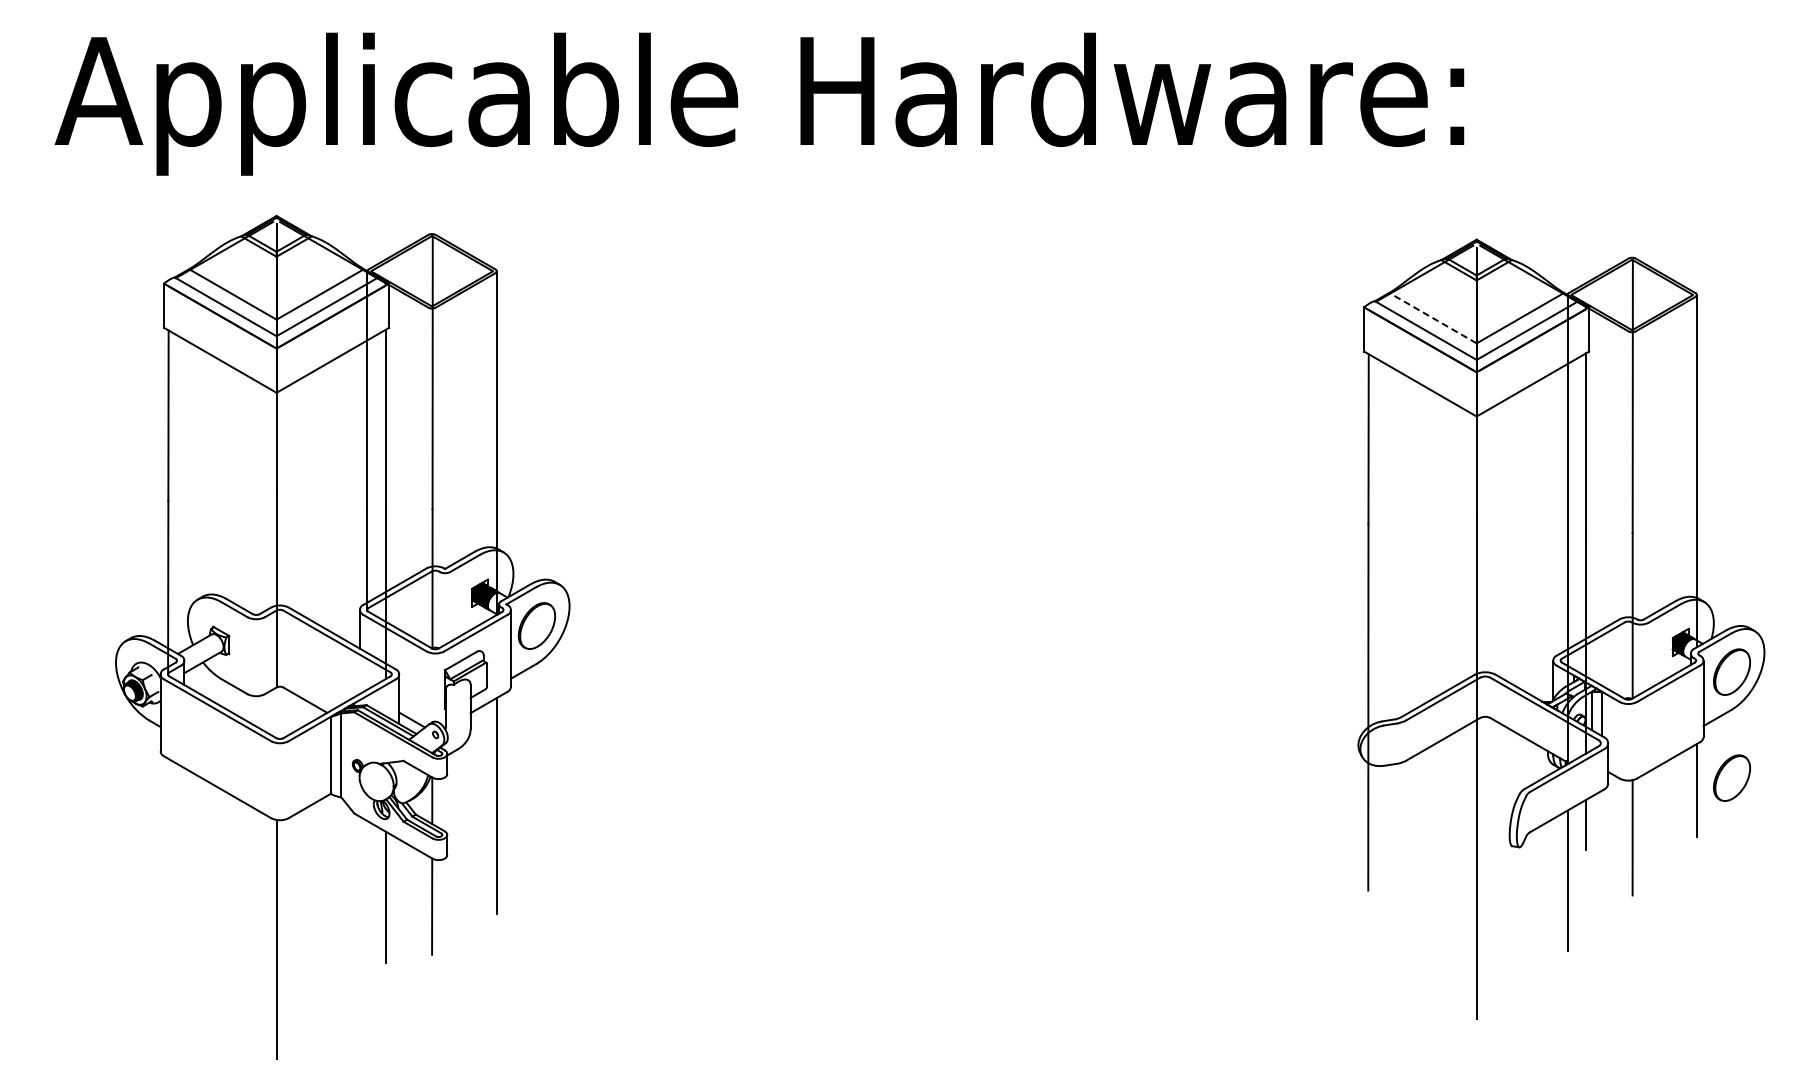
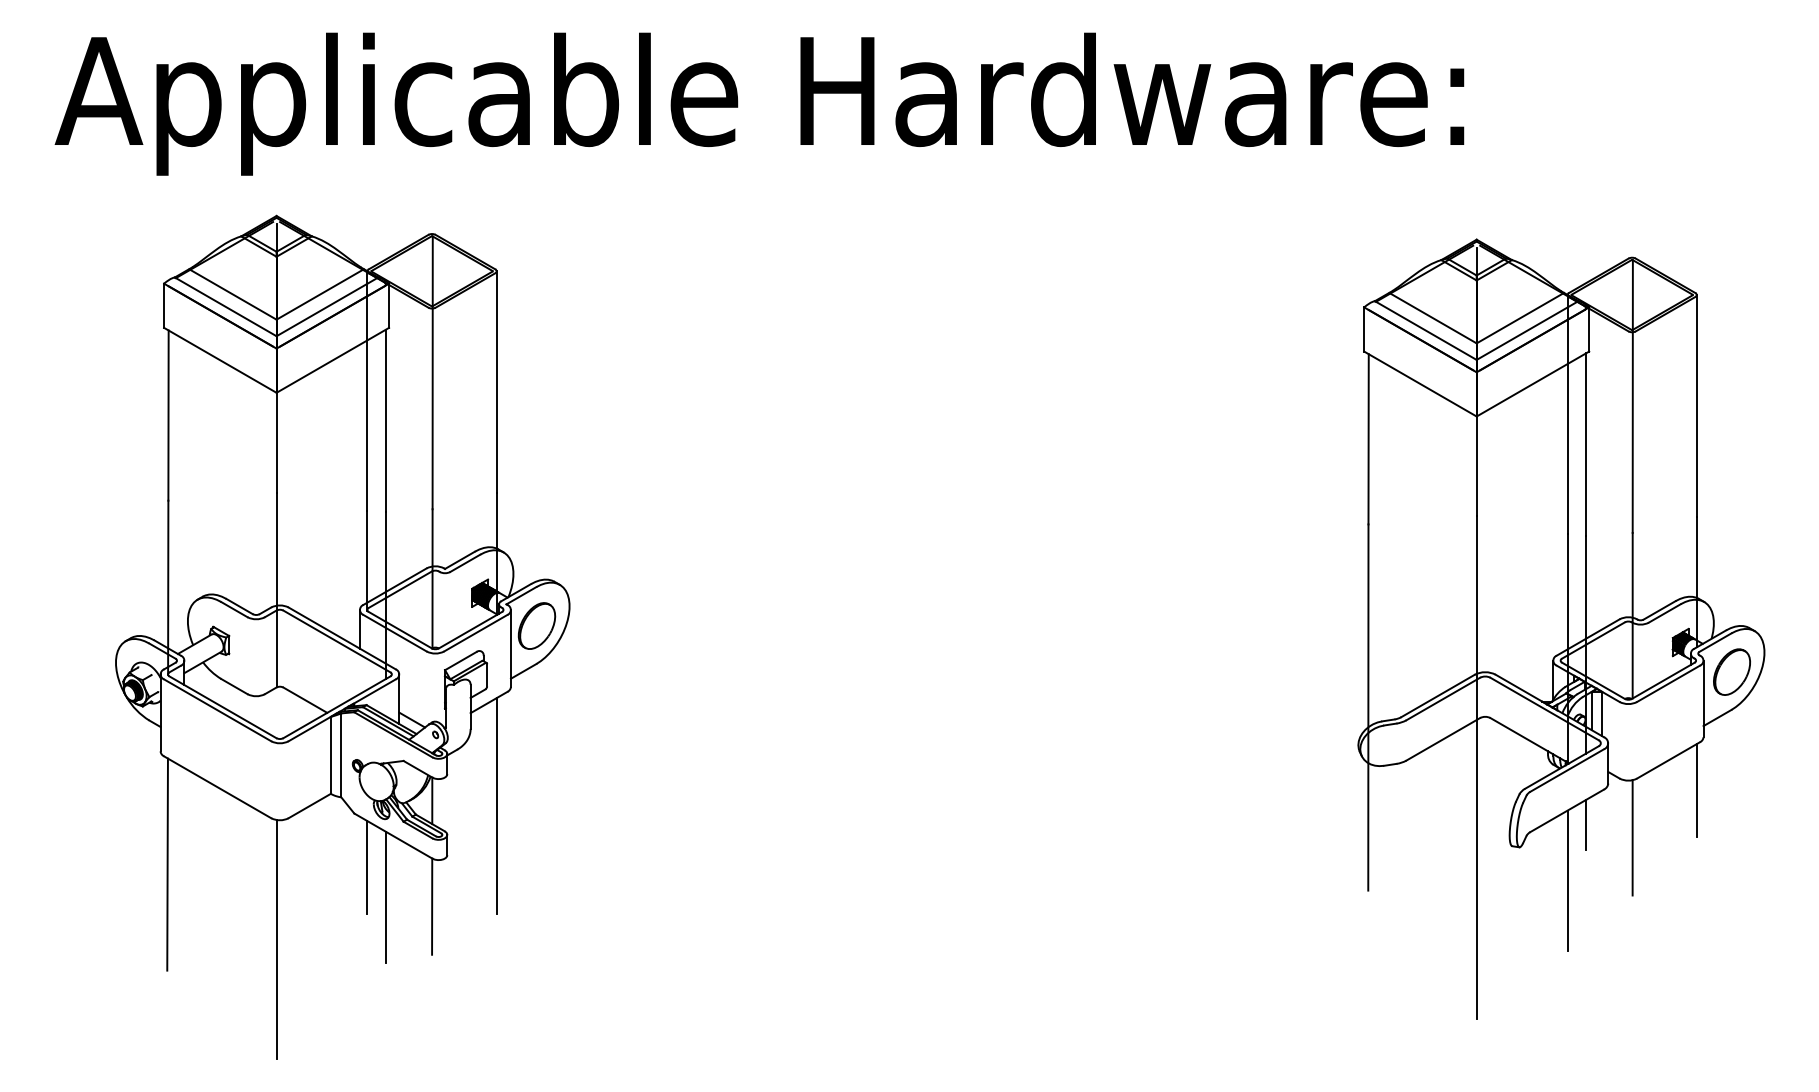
line: dashed -> solid (1432, 317)
part: present -> none (1731, 777)
line: none -> present (167, 864)
line: none -> present (367, 867)
